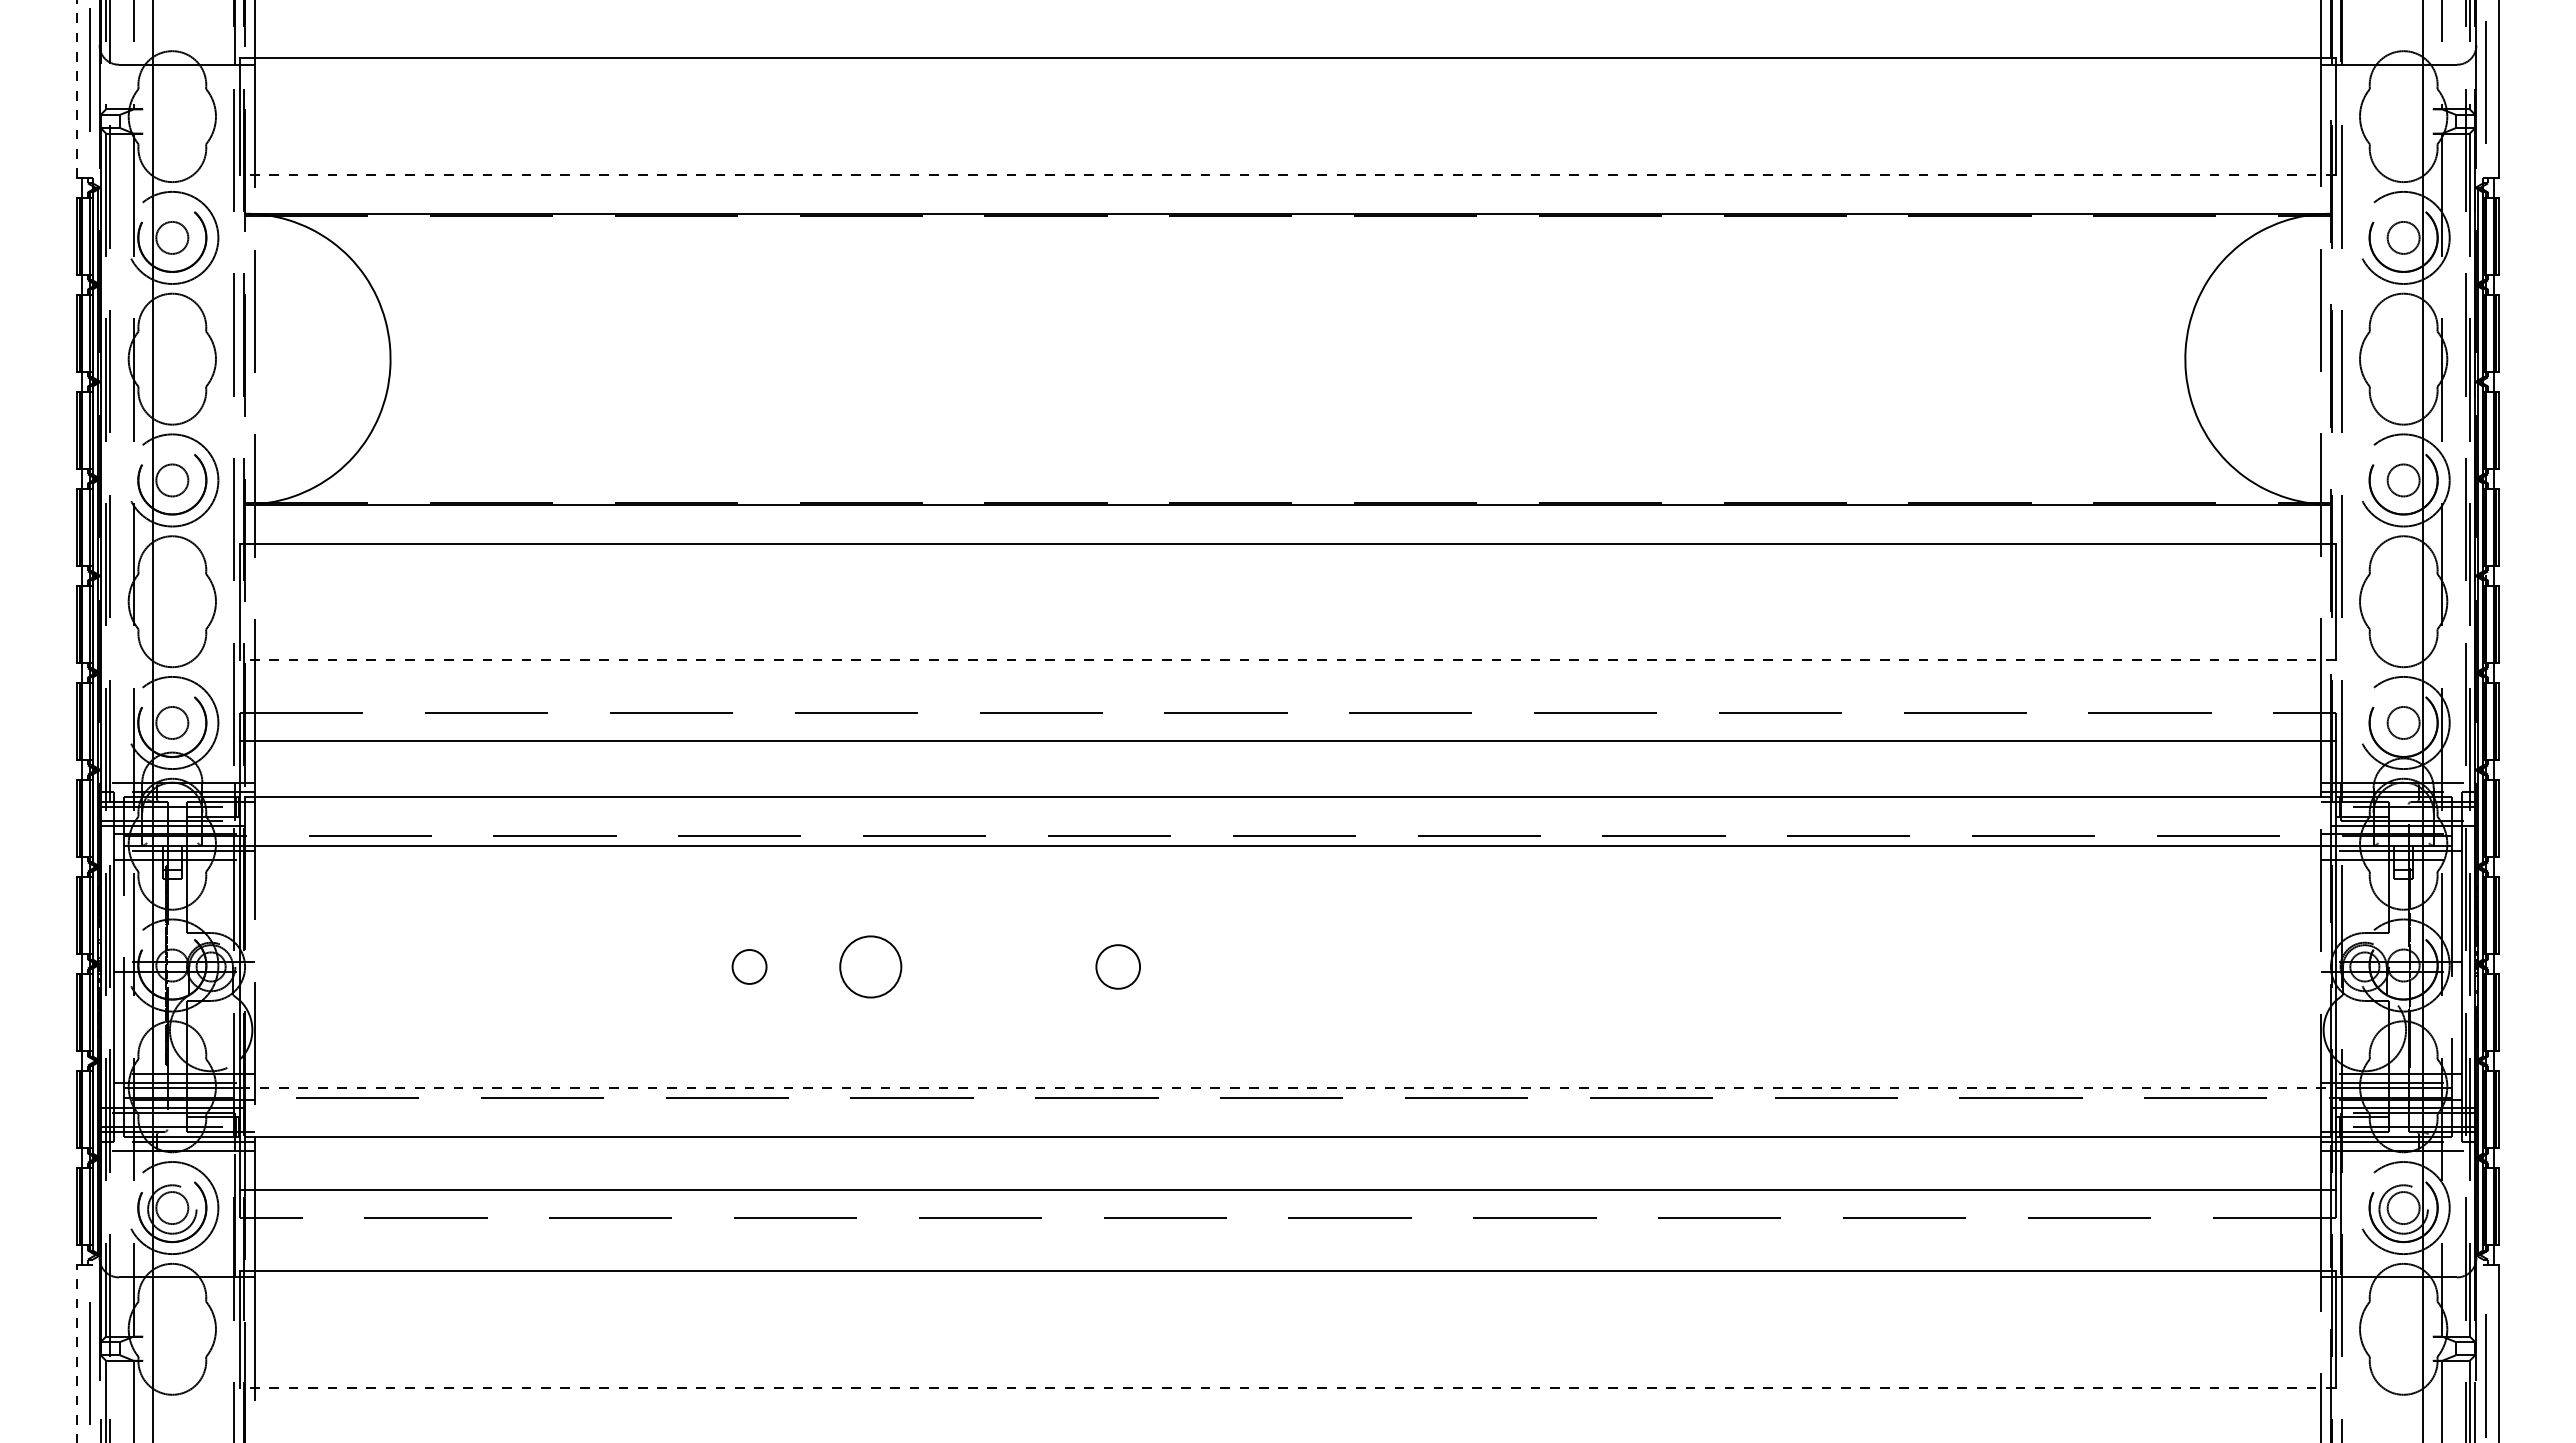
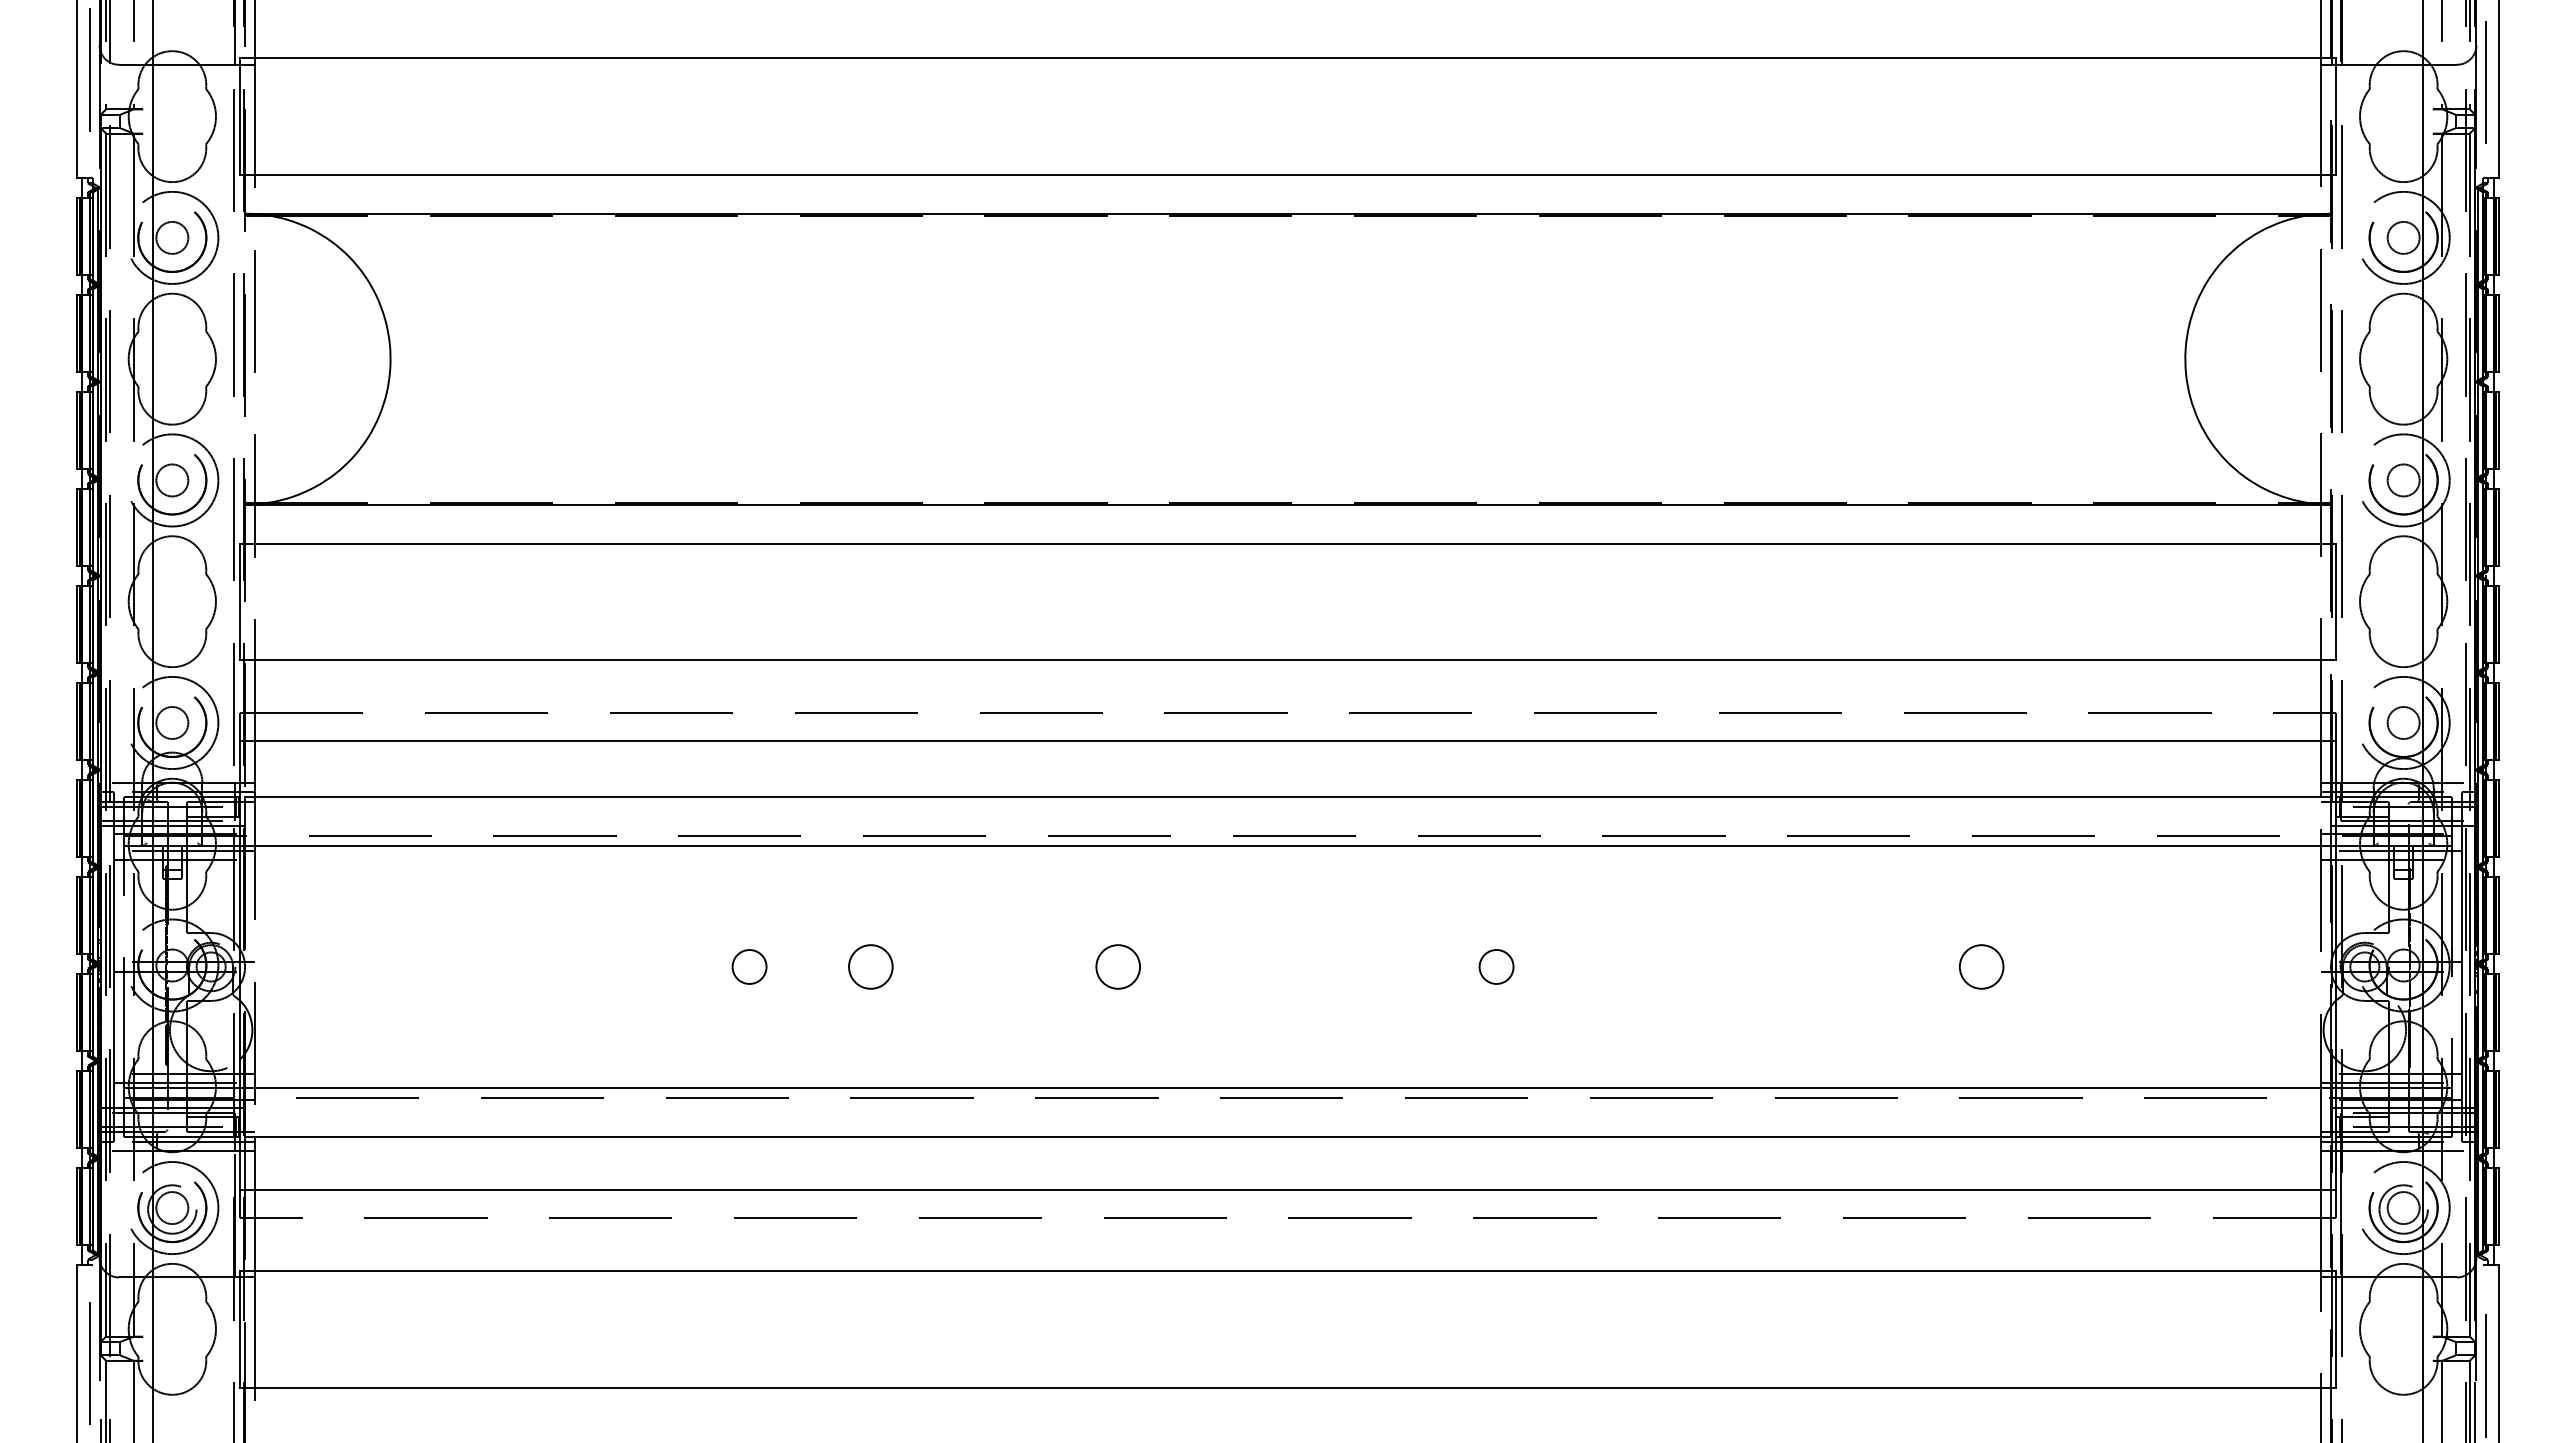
line: dashed -> solid (77, 89)
line: dashed -> solid (1288, 174)
line: dashed -> solid (1288, 659)
circle size: 64x64 px -> 46x46 px (870, 966)
circle: none -> present (1496, 966)
circle: none -> present (1981, 966)
line: dashed -> solid (1288, 1088)
line: dashed -> solid (77, 1353)
line: dashed -> solid (1288, 1387)
